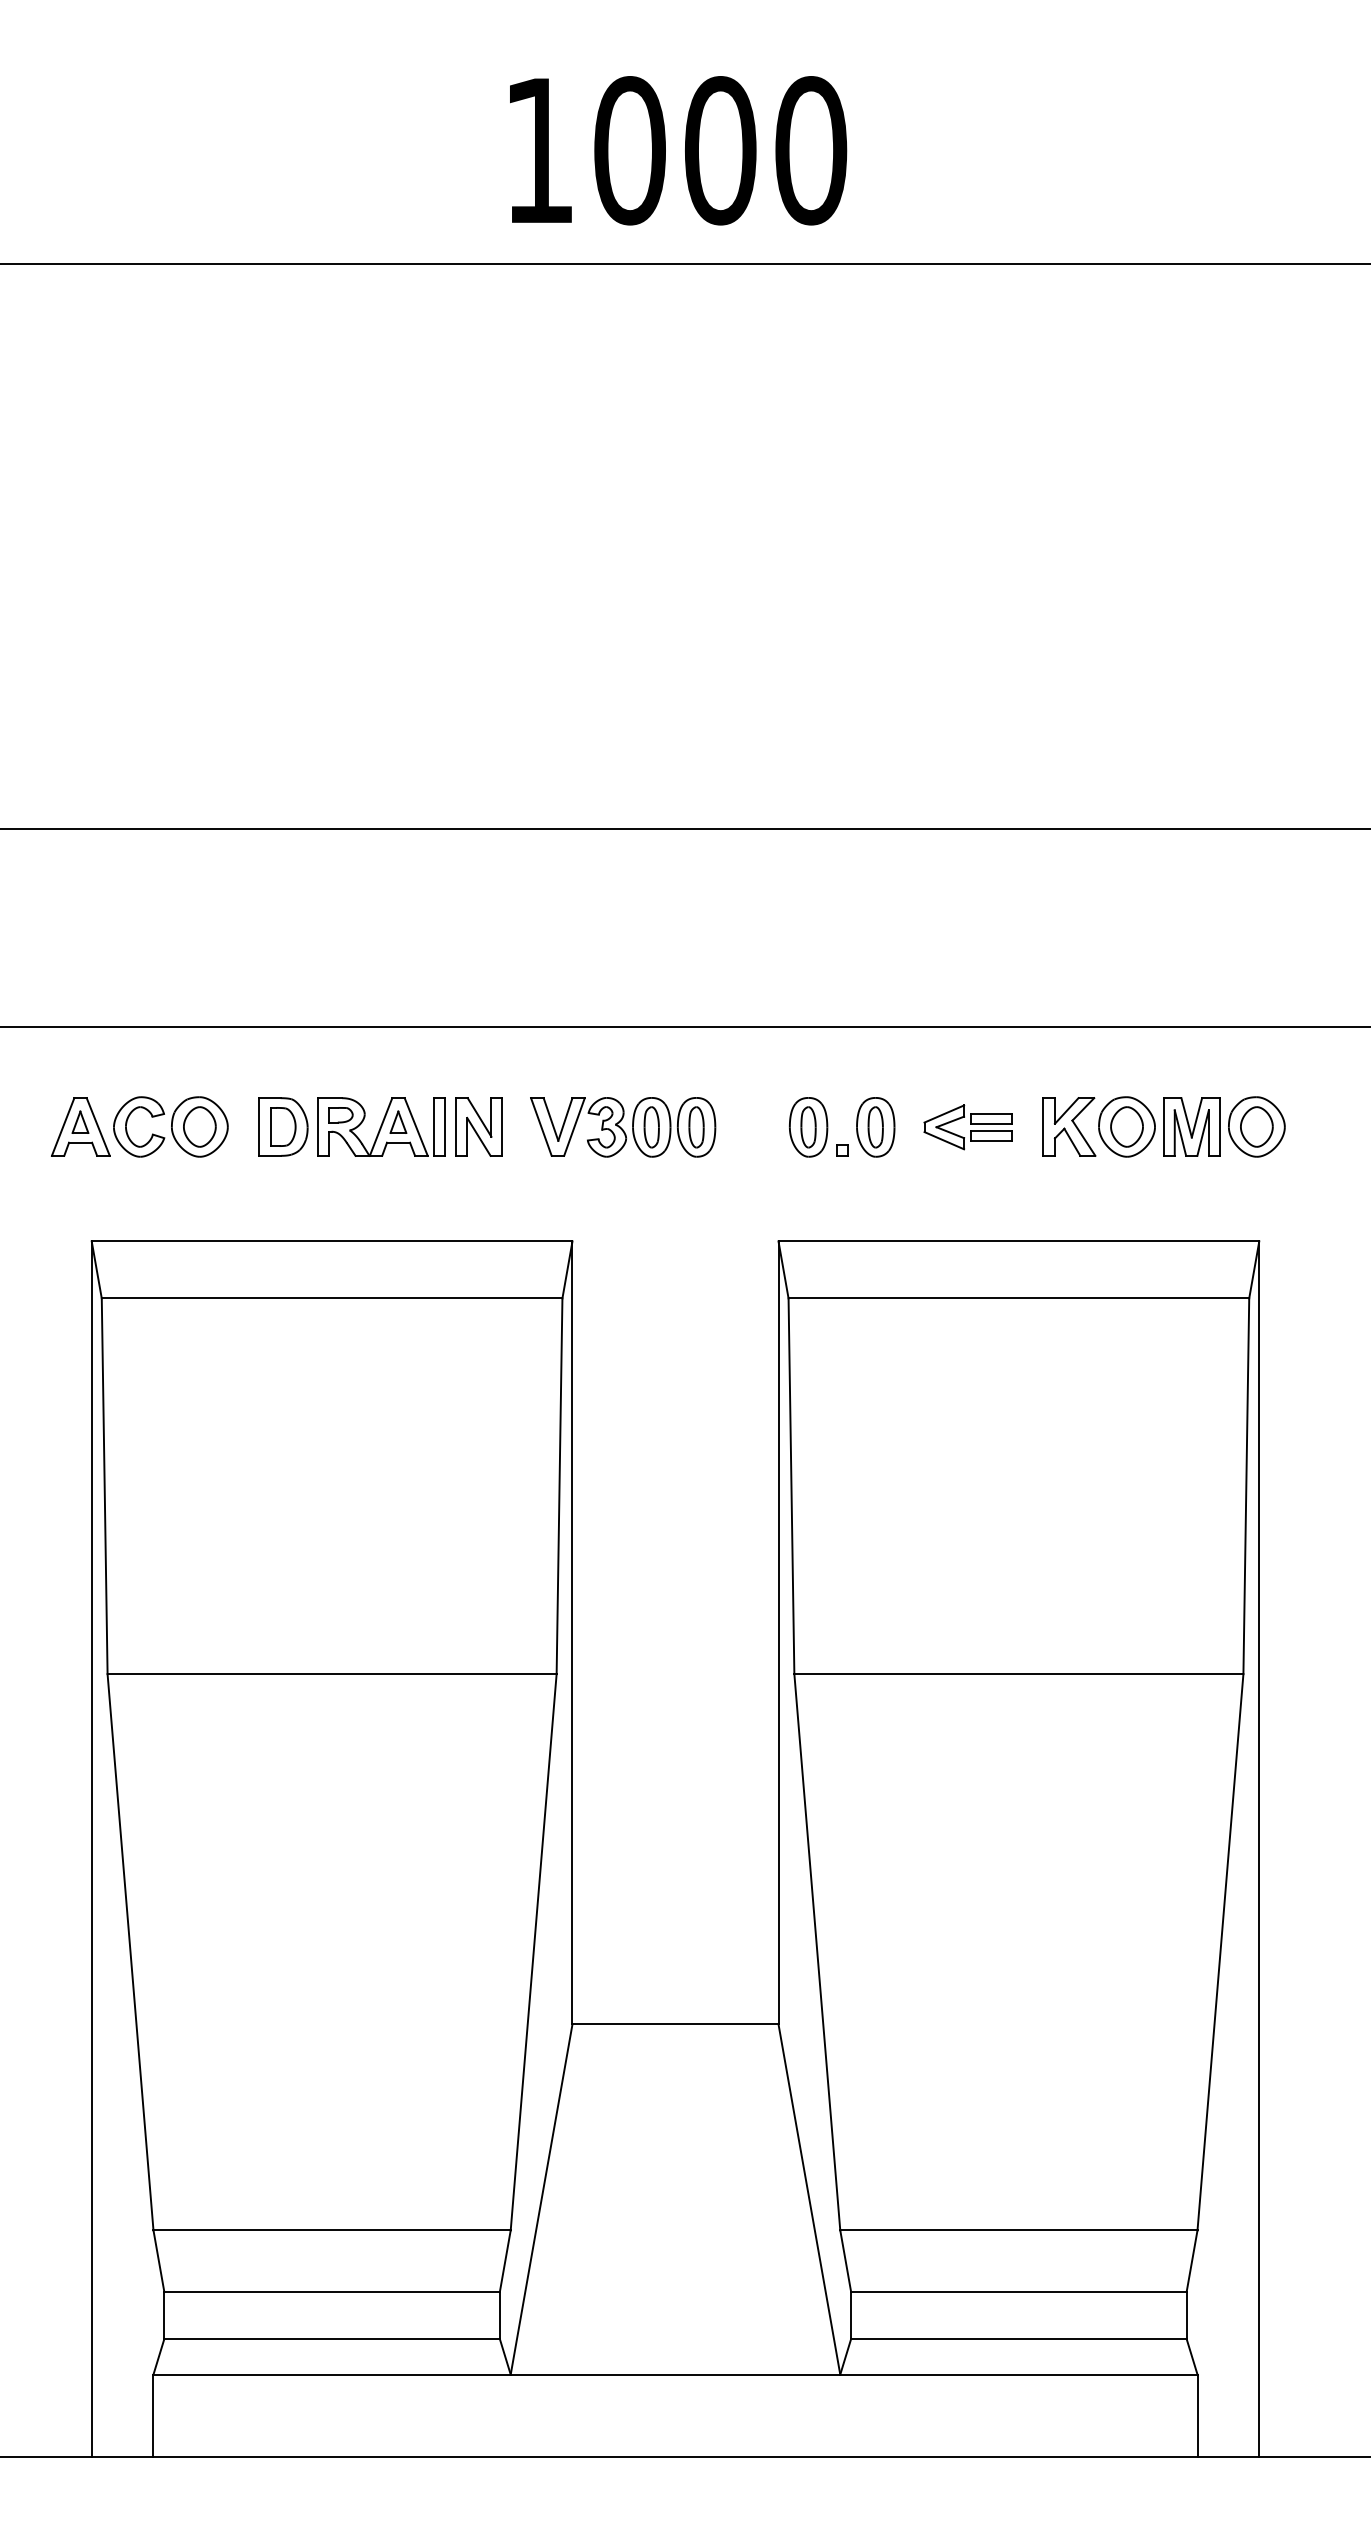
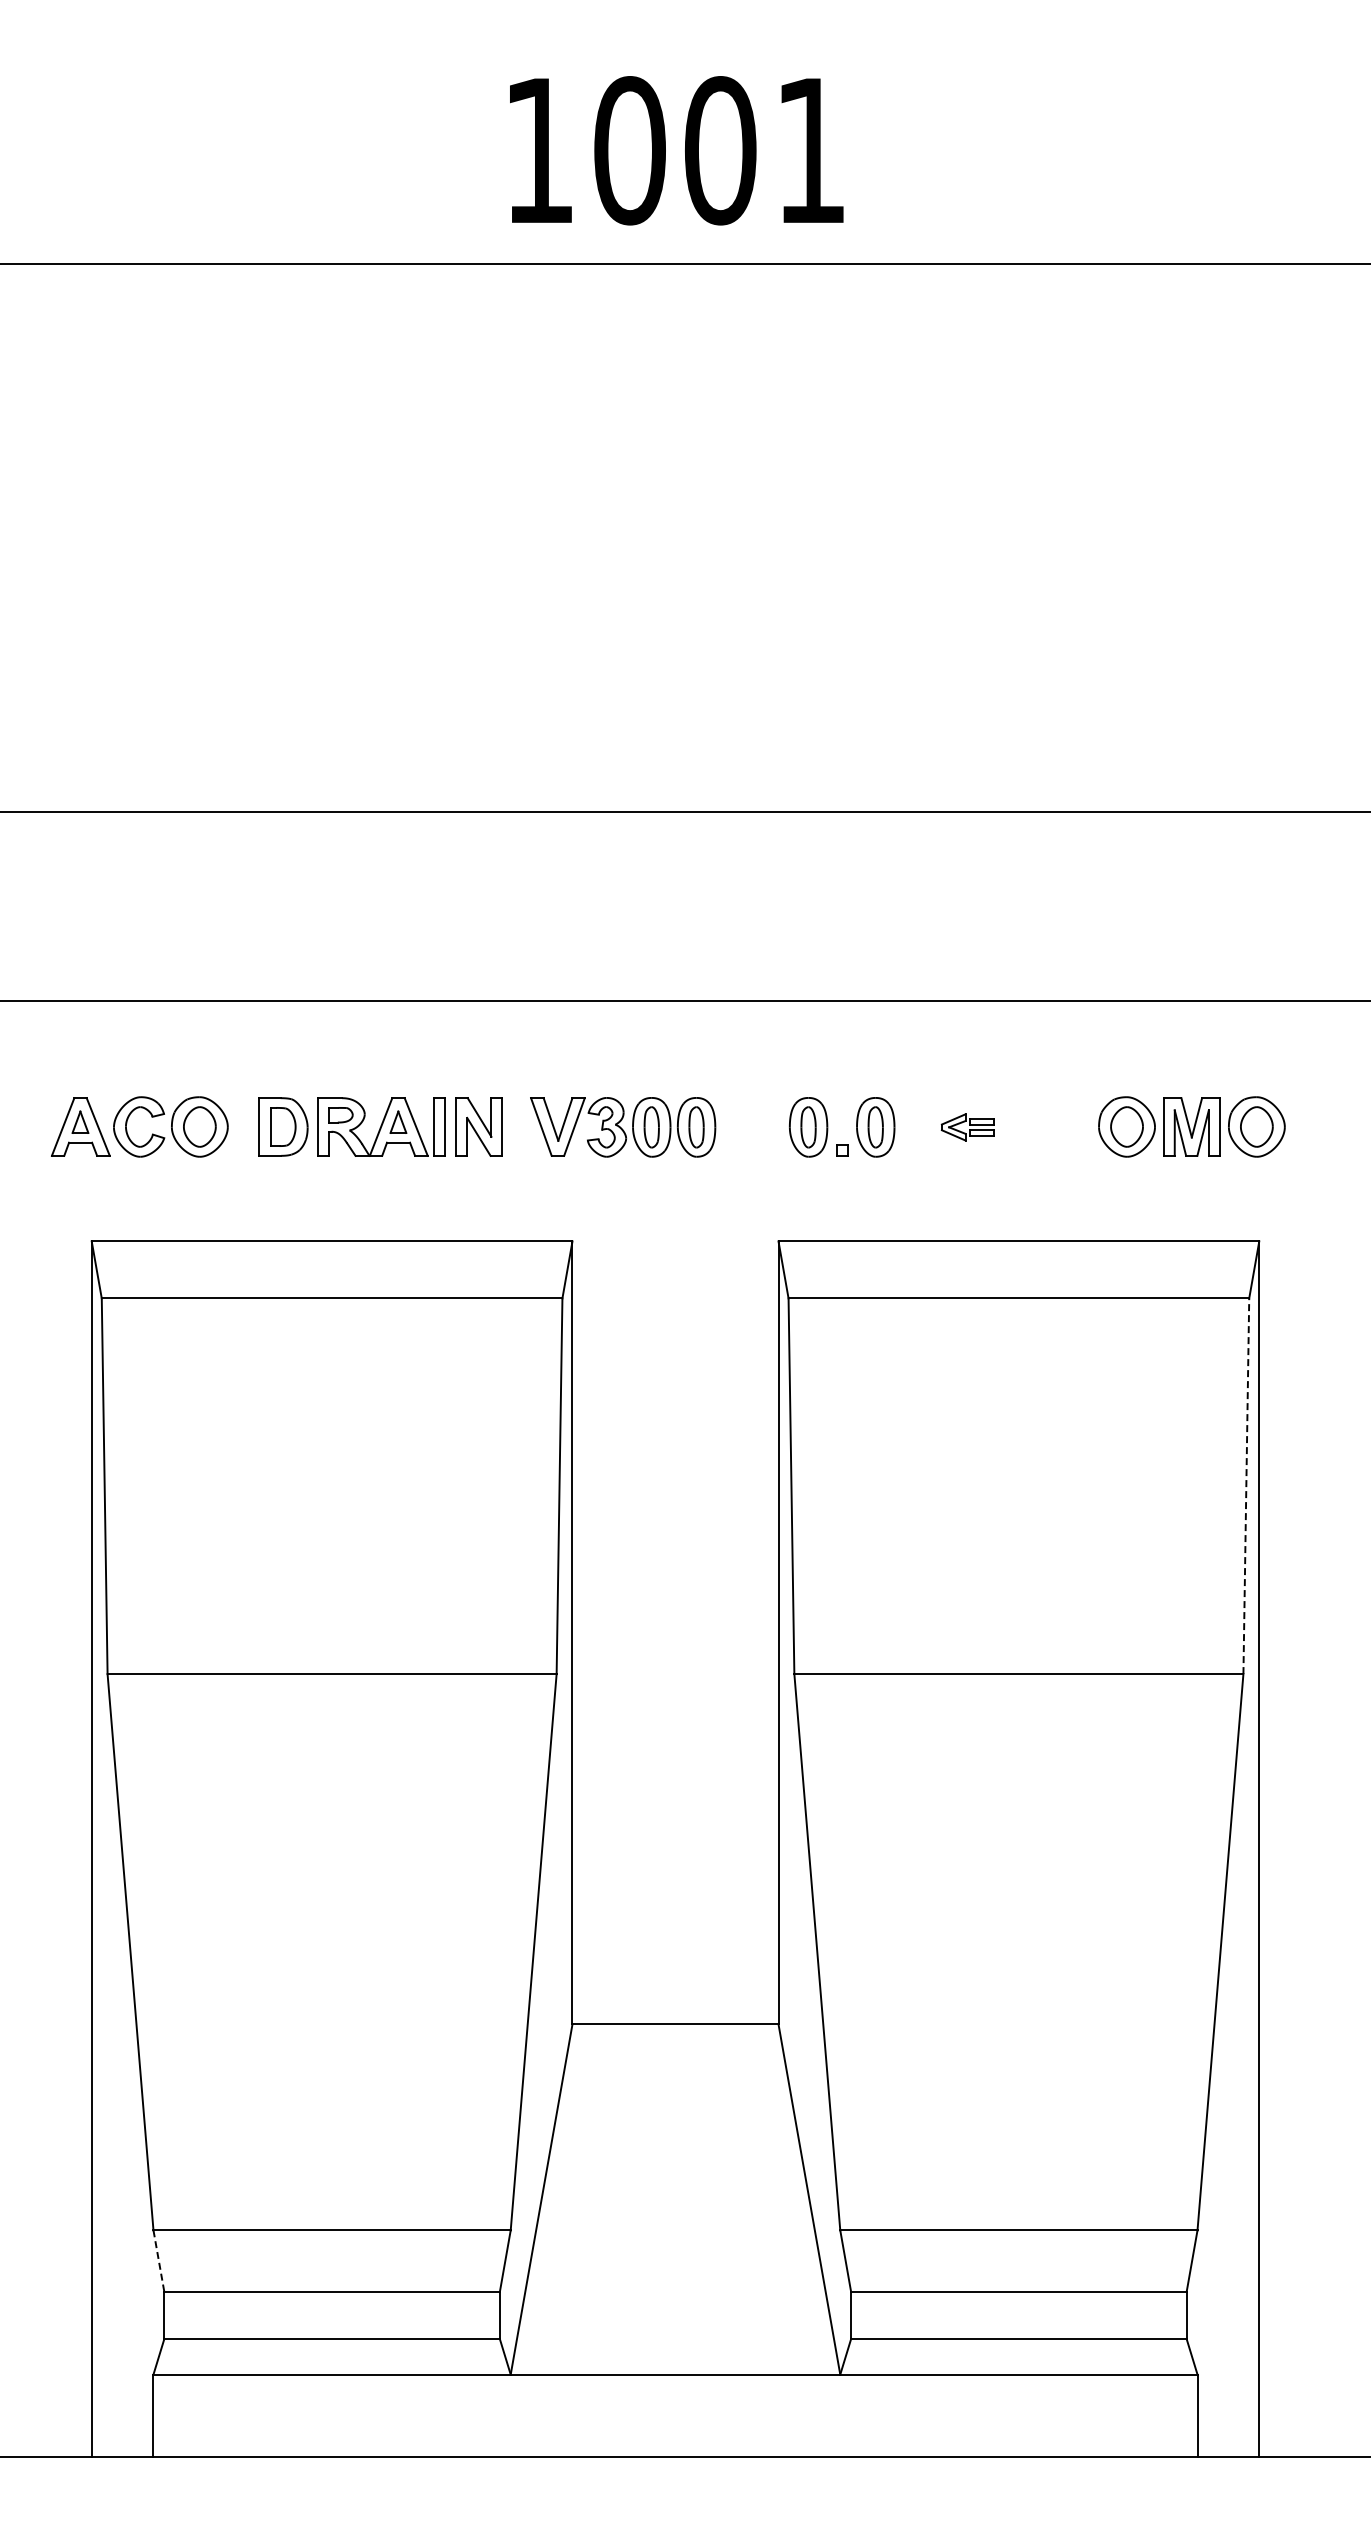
text: 1000 -> 1001 (811, 150)
line position: (684, 829) -> (684, 812) (684, 812)
line position: (684, 1027) -> (684, 1001) (684, 1001)
part: present -> none (1069, 1126)
part size: 90x47 px -> 55x29 px (967, 1127)
line: solid -> dashed (1246, 1486)
line: solid -> dashed (159, 2261)
